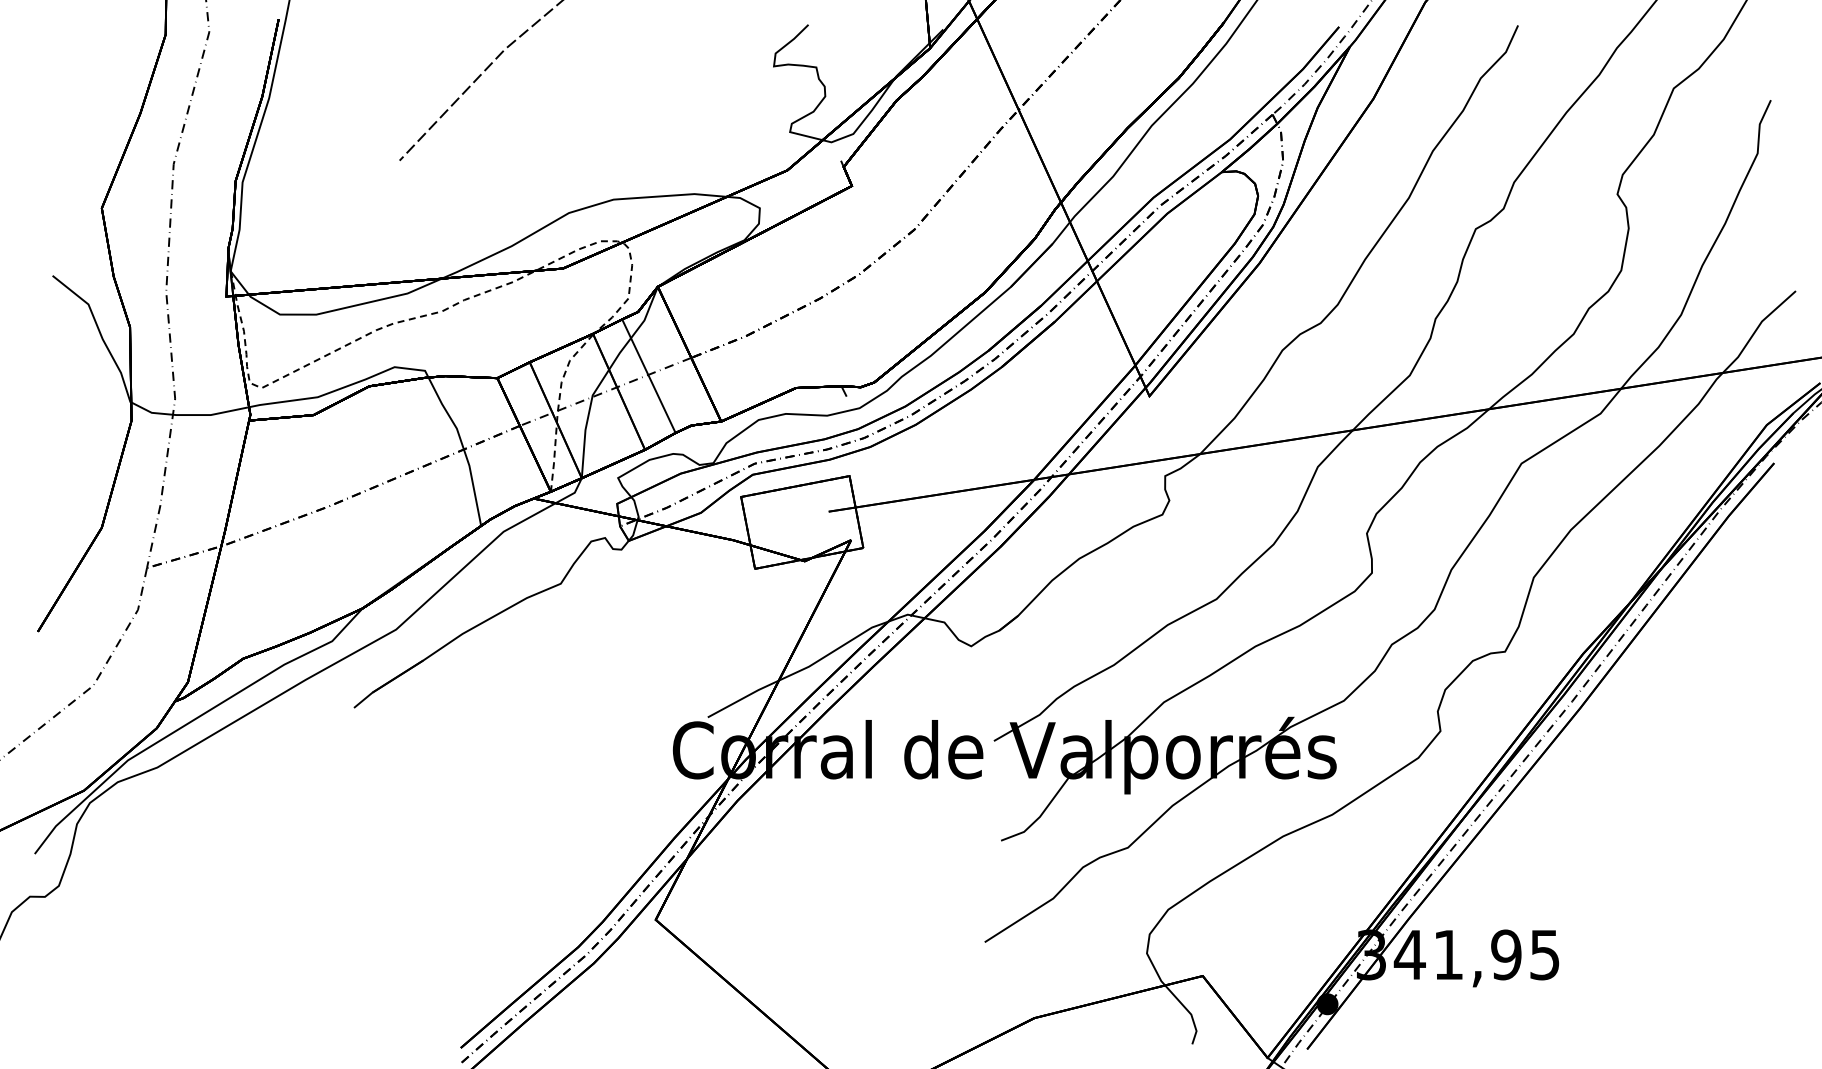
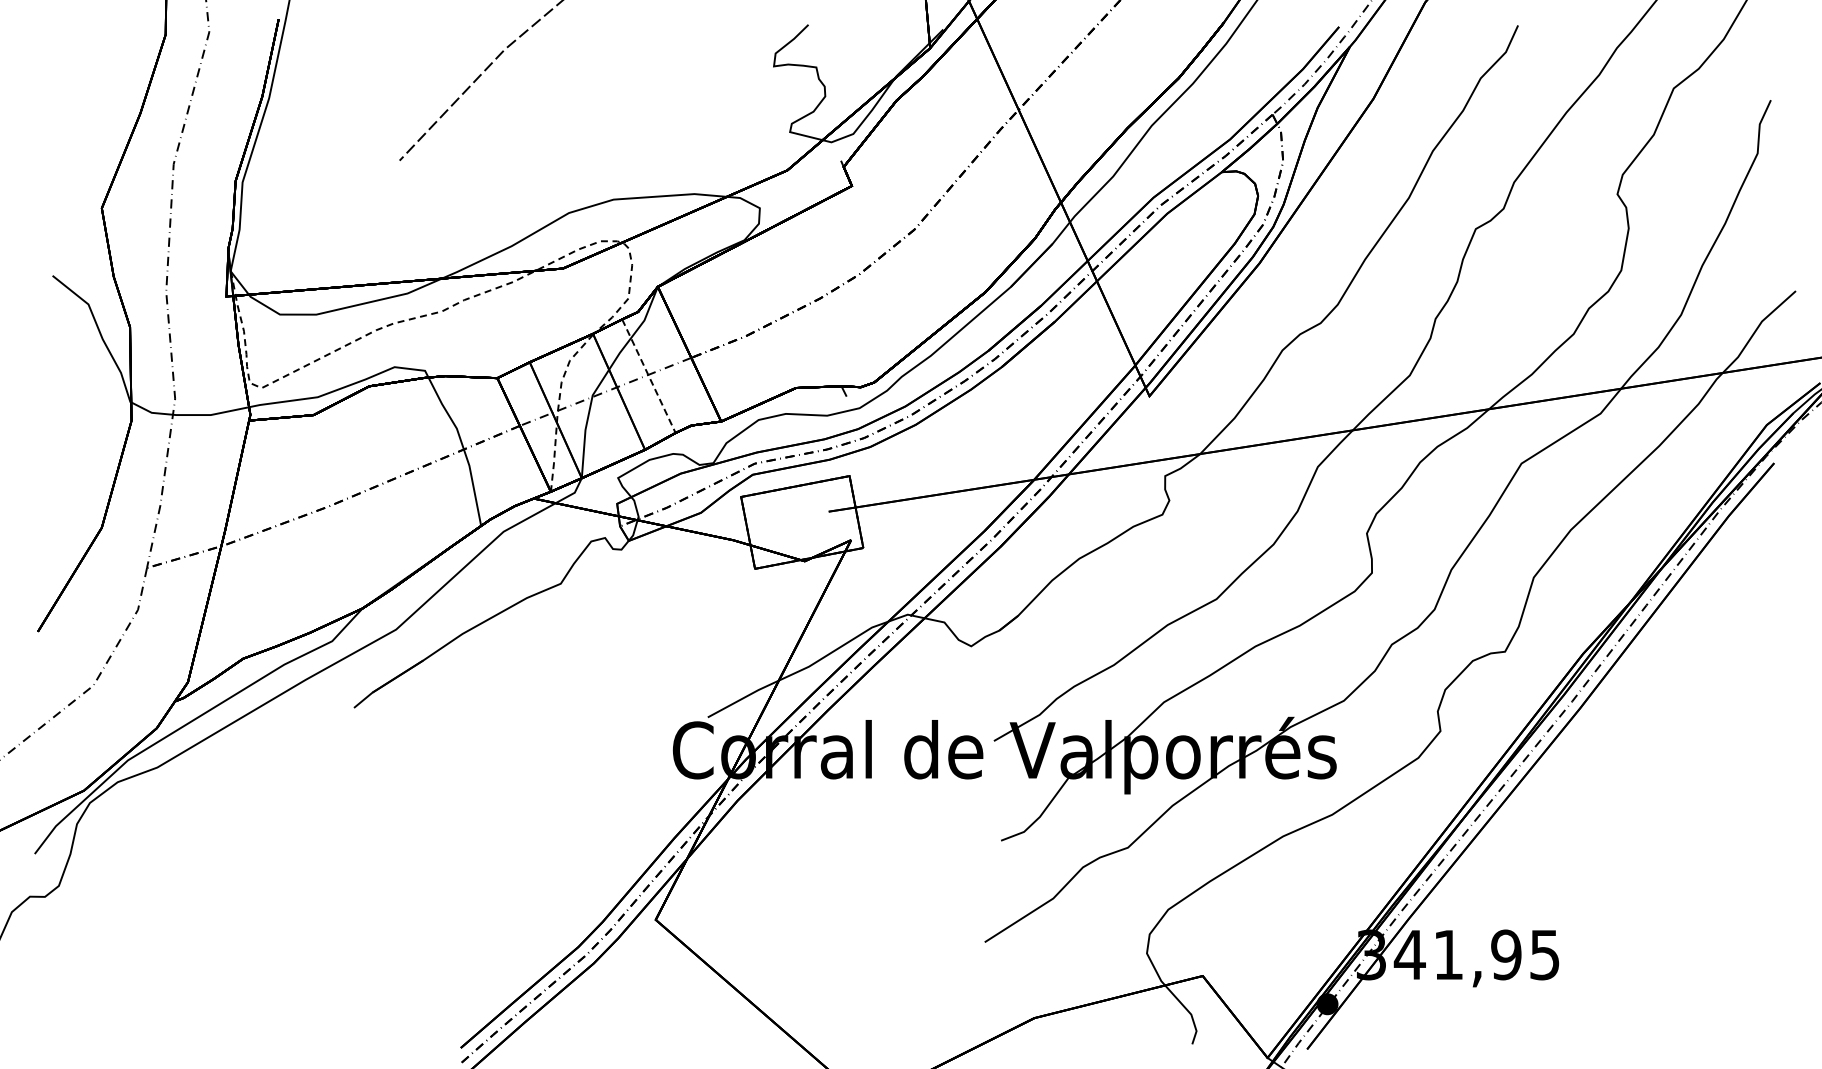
line: solid -> dashed (648, 376)
